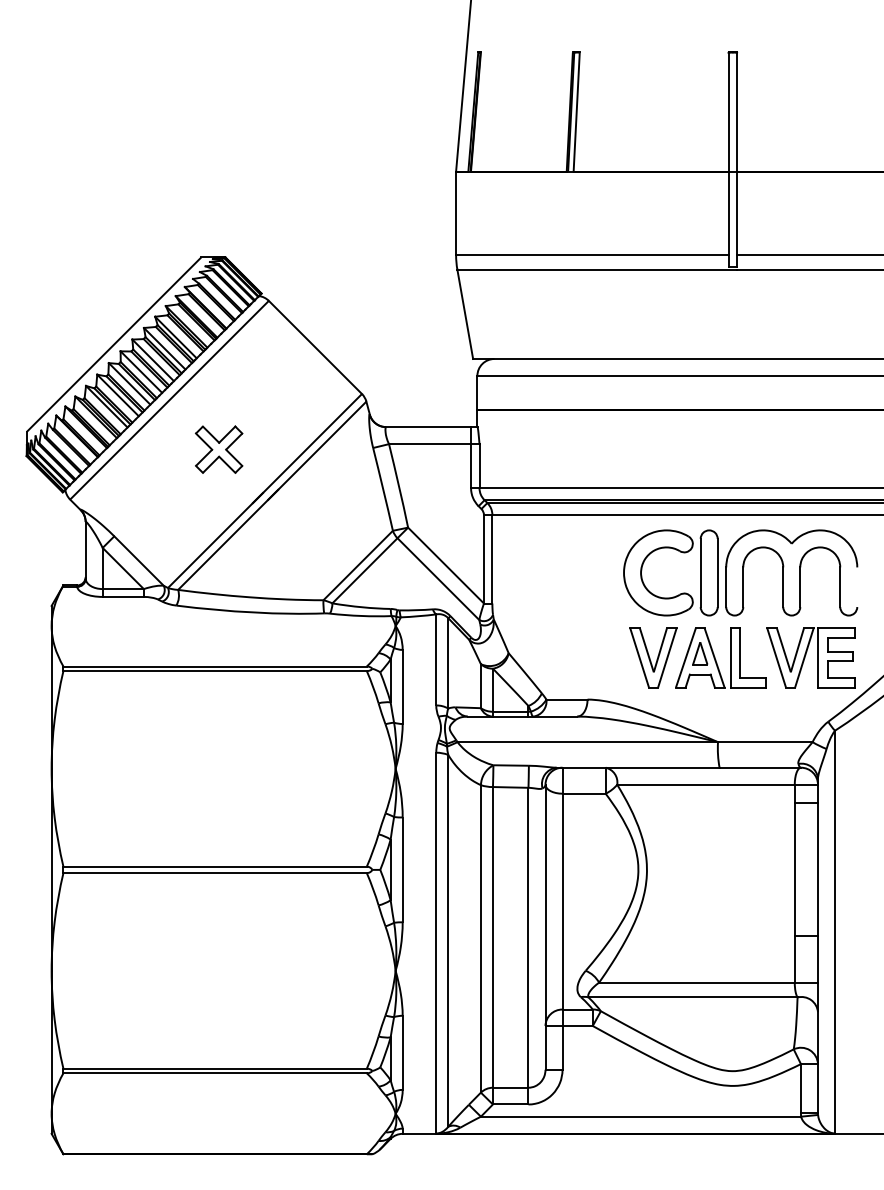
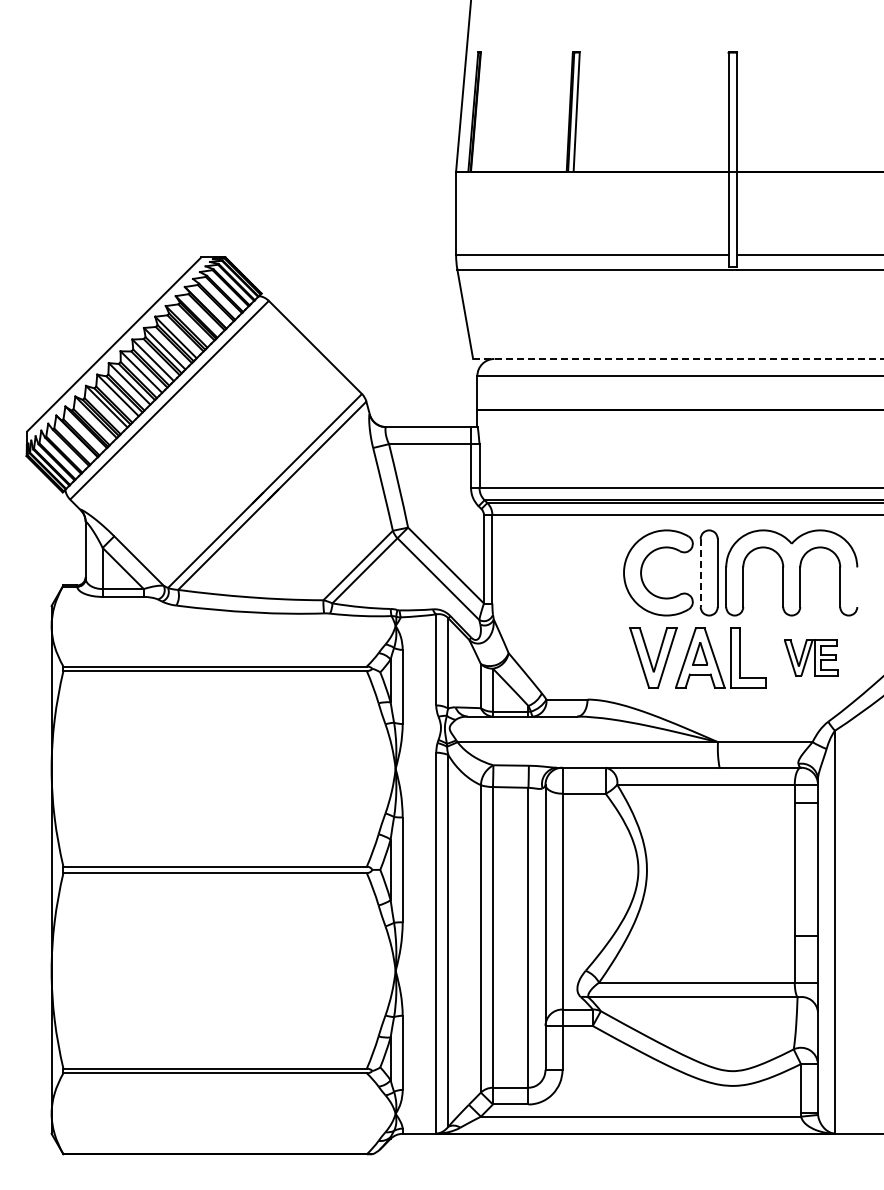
line: solid -> dashed (678, 358)
part: present -> none (218, 449)
line: solid -> dashed (700, 573)
part size: 90x62 px -> 55x38 px (811, 657)
